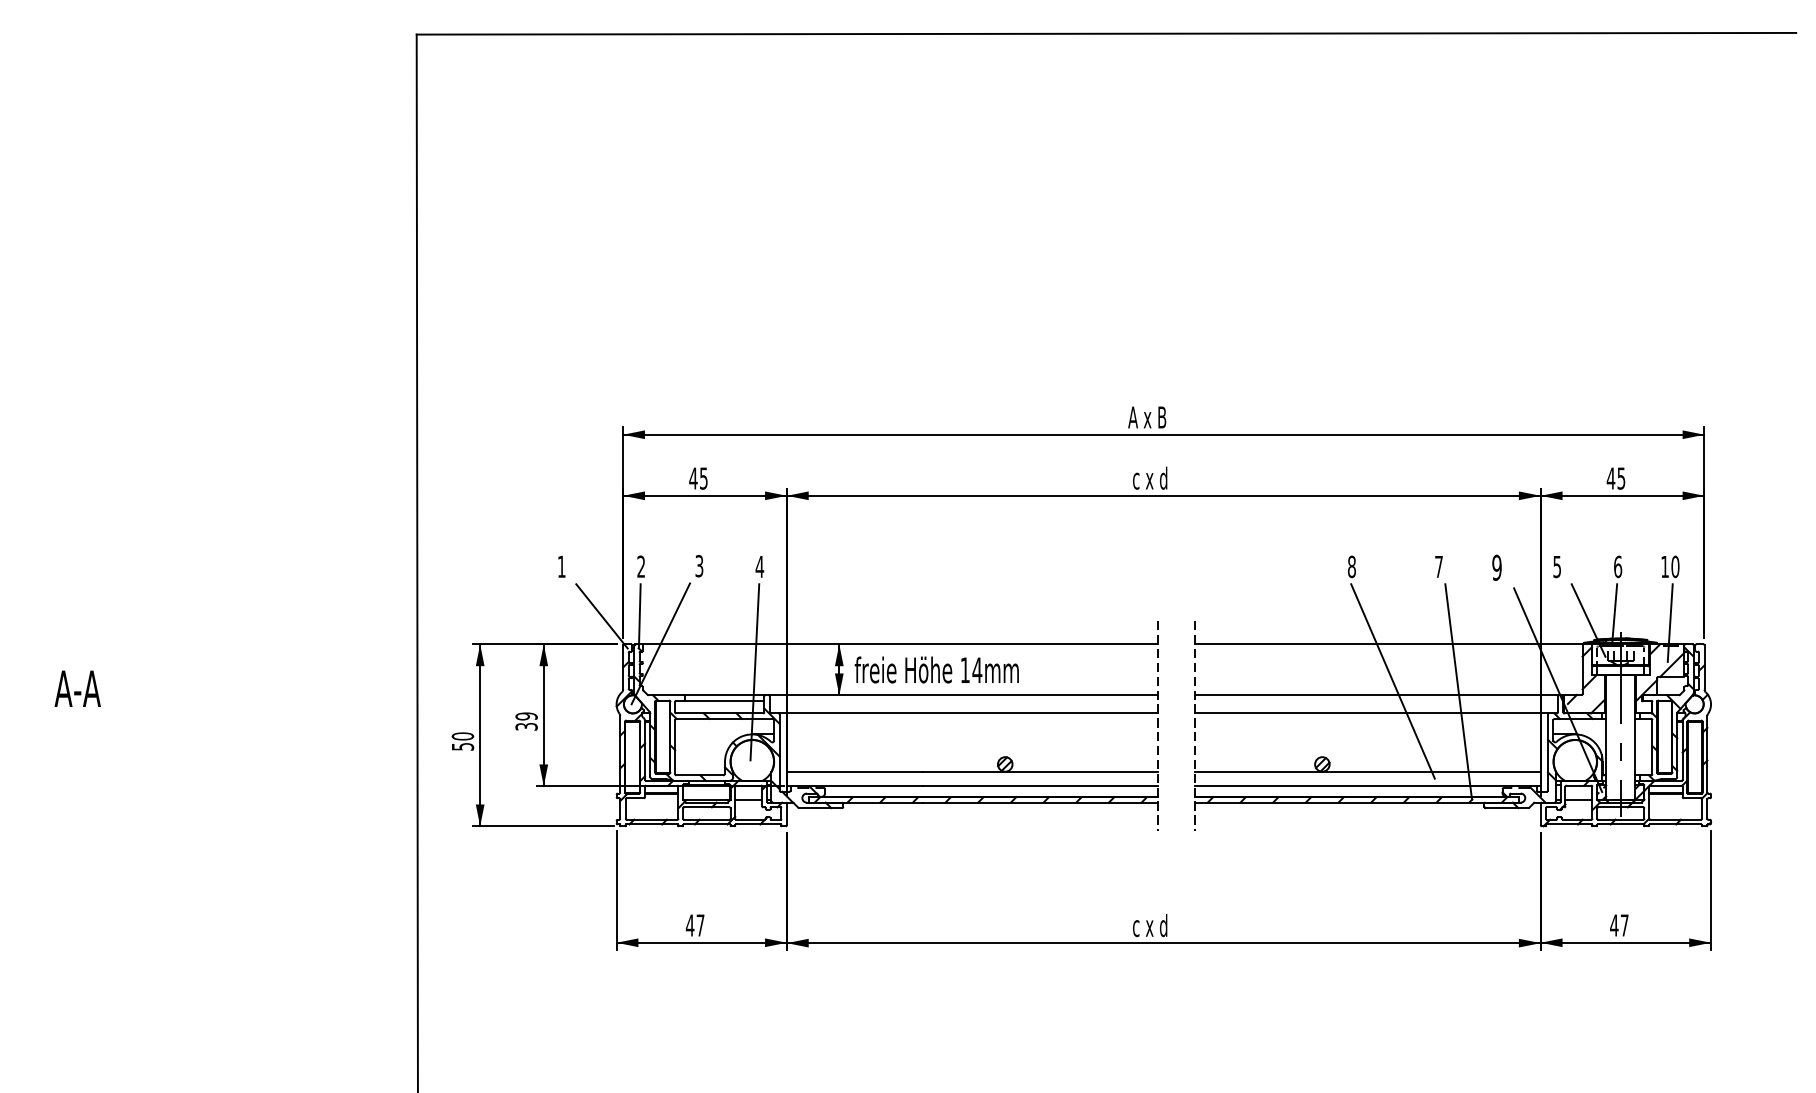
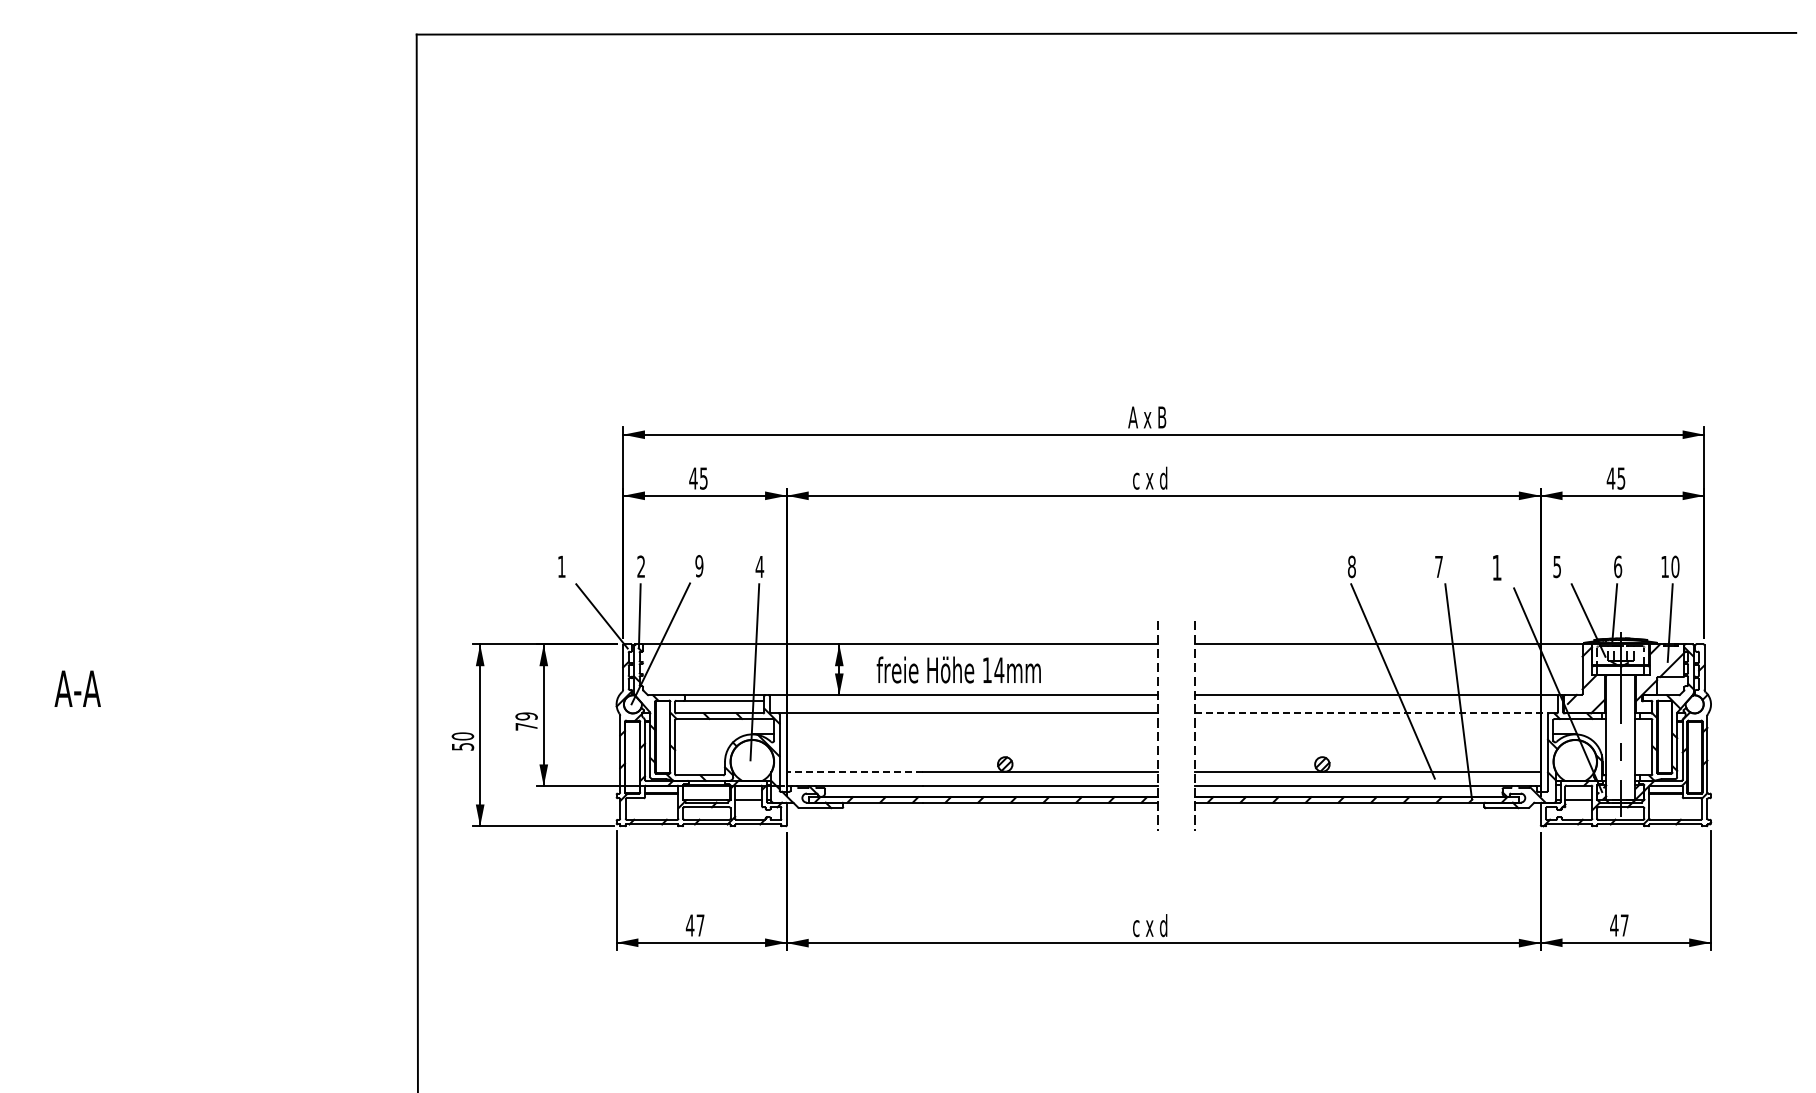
text: 3 -> 9 (699, 566)
text: 9 -> 1 (1496, 567)
text position: (936, 669) -> (958, 669) (958, 669)
line: solid -> dashed (1372, 713)
text: 39 -> 79 (526, 726)
line: solid -> dashed (854, 771)
